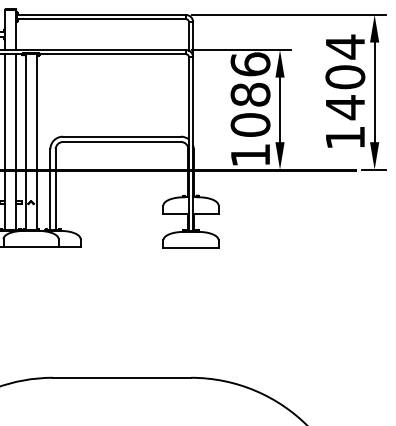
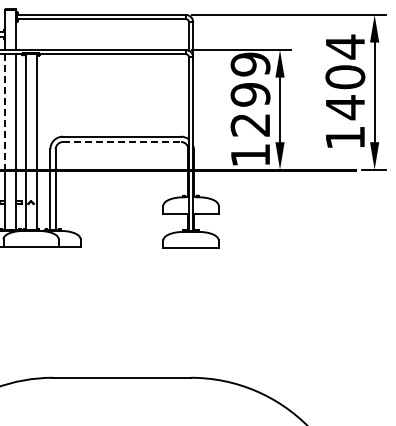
text: 1086 -> 1299 (250, 94)
line: solid -> dashed (5, 112)
line: solid -> dashed (122, 142)
